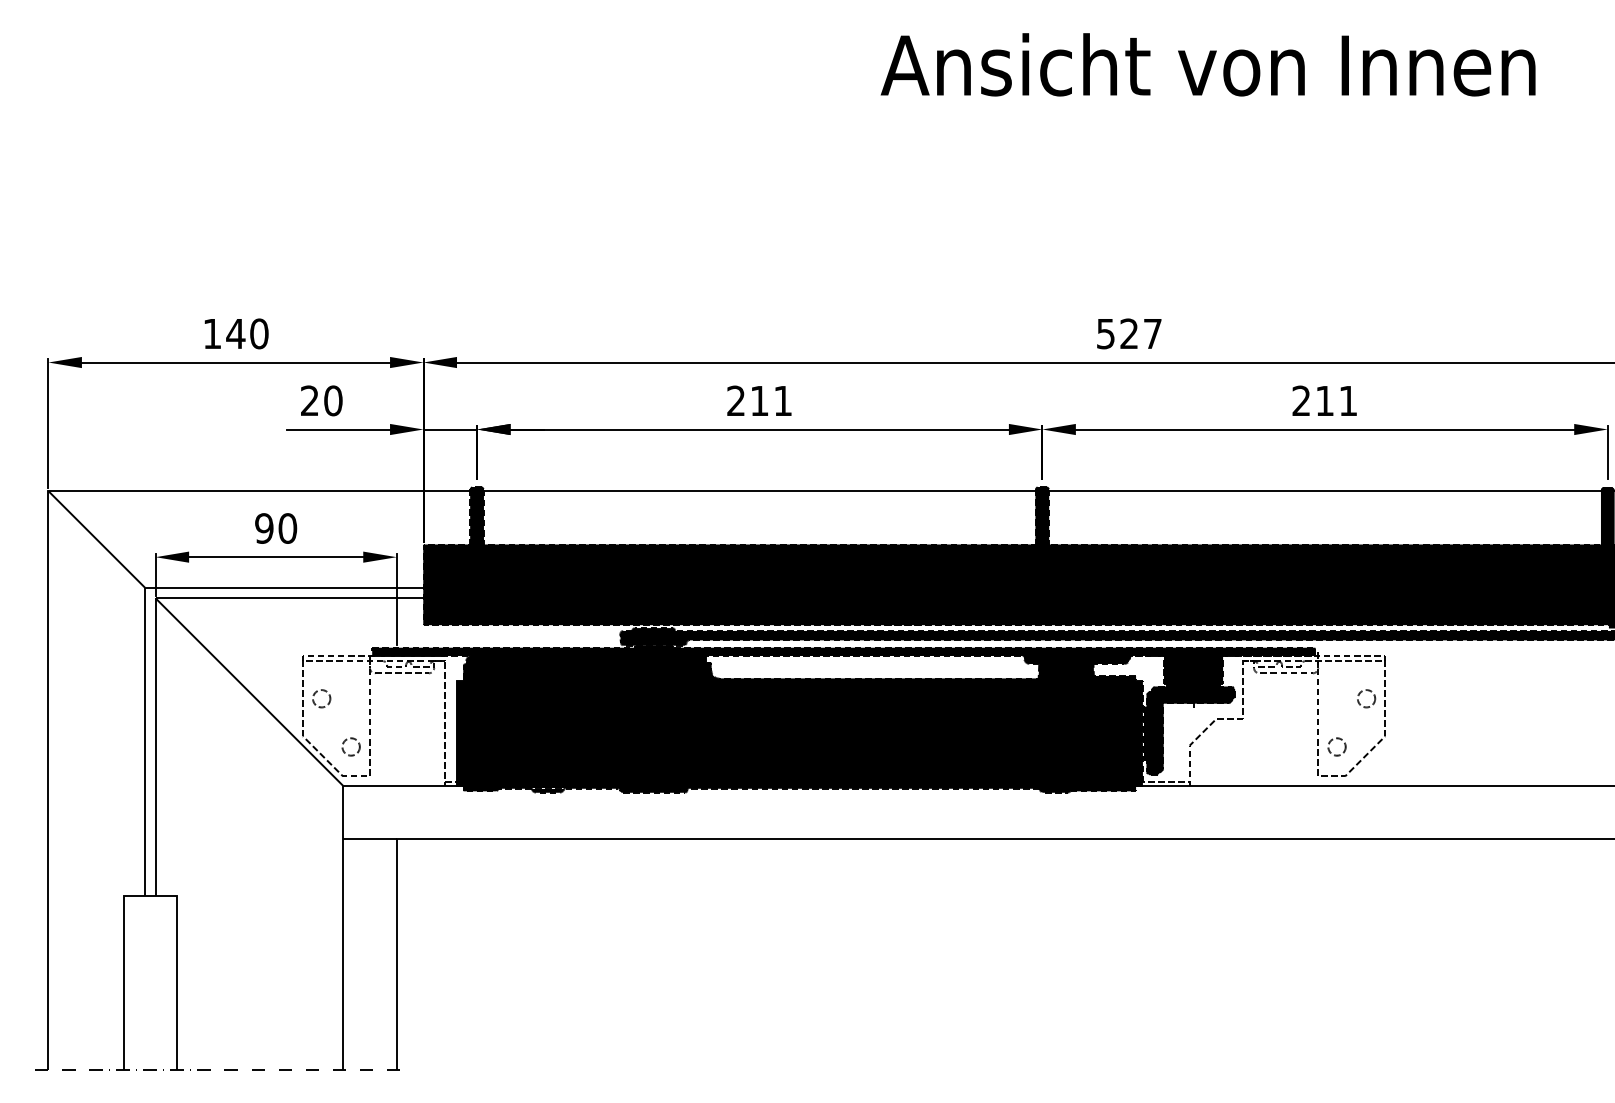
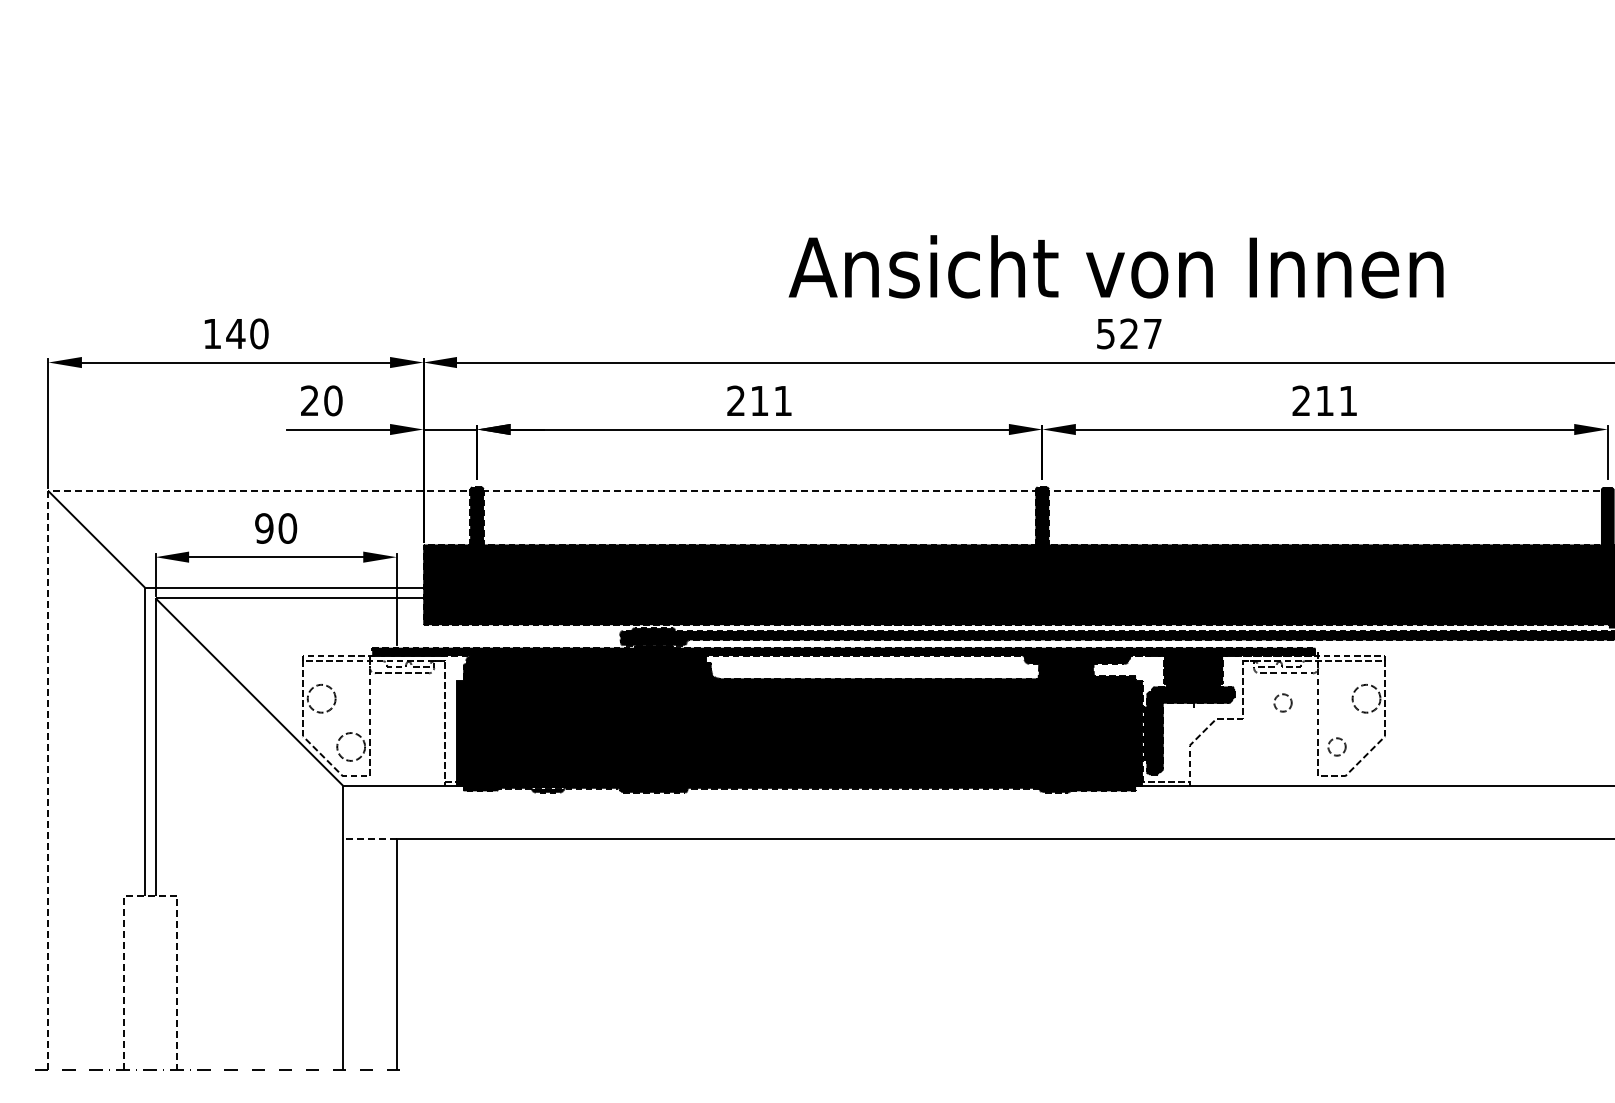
text position: (1207, 64) -> (1115, 266) (1115, 266)
line: solid -> dashed (542, 491)
circle diameter: 17 px -> 28 px (321, 698)
circle diameter: 17 px -> 28 px (1366, 698)
circle: none -> present (1282, 702)
circle diameter: 17 px -> 28 px (351, 746)
line: solid -> dashed (369, 839)
line: solid -> dashed (150, 895)
